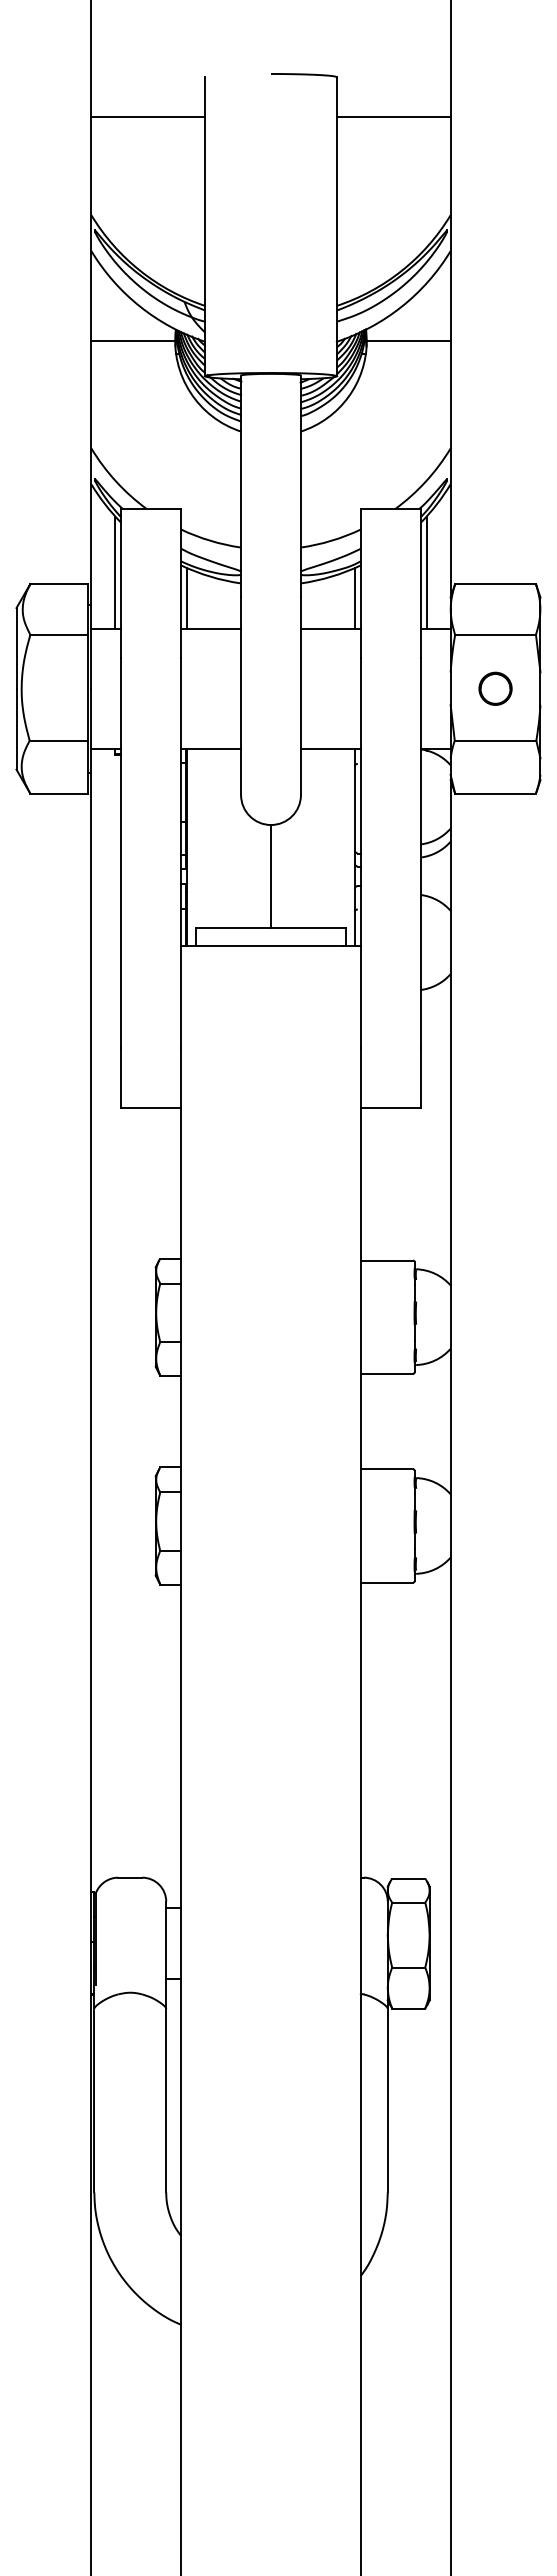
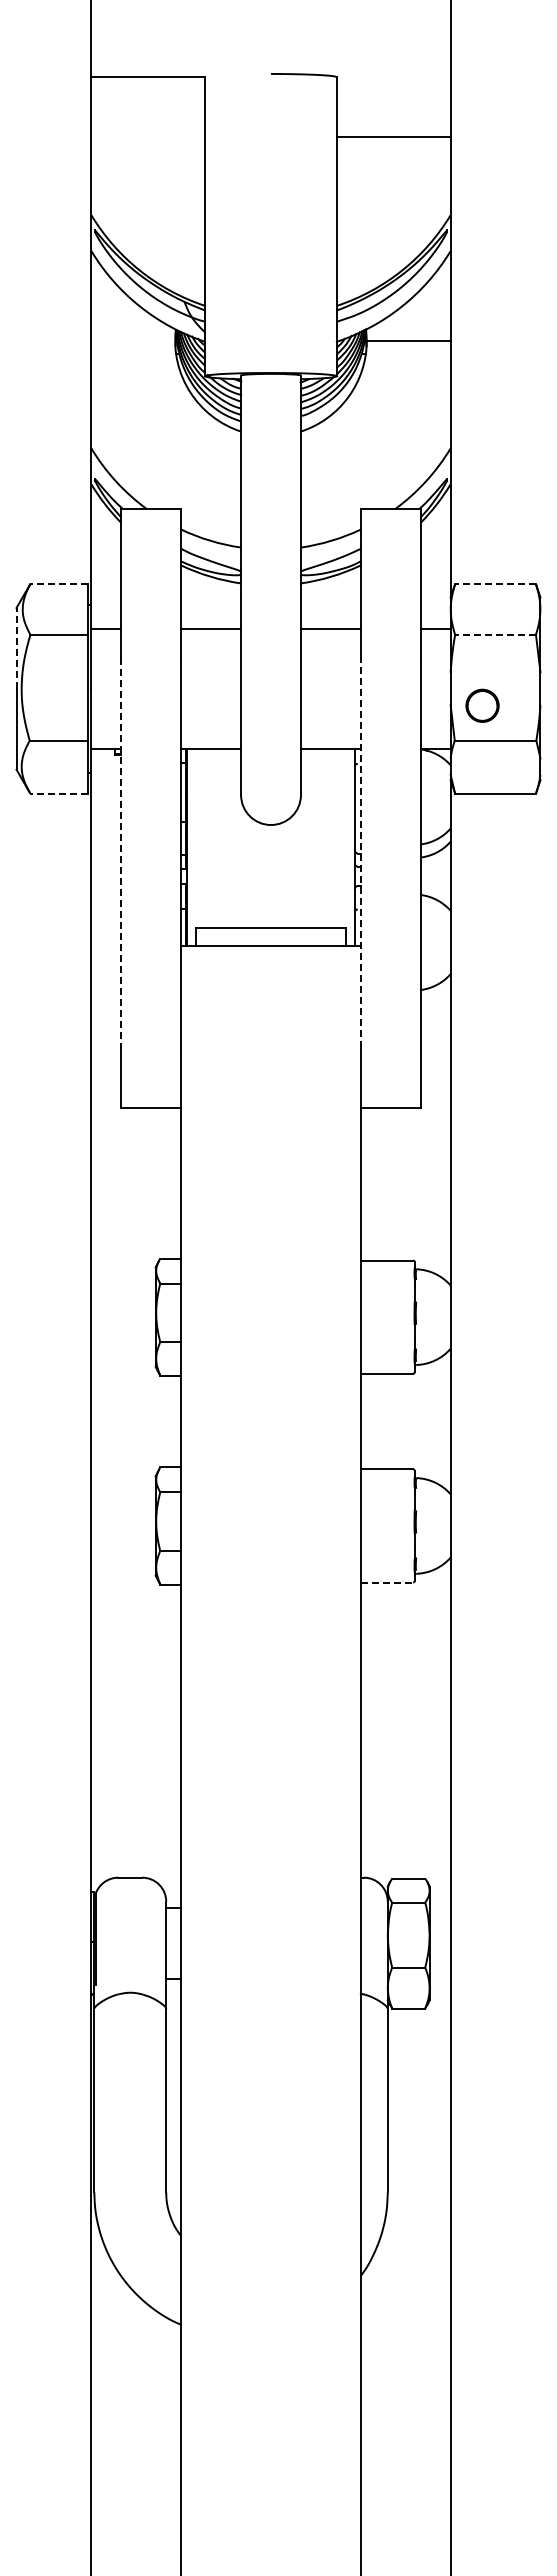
line position: (148, 116) -> (148, 76) (148, 76)
line position: (393, 116) -> (393, 136) (393, 136)
line: present -> none (133, 340)
line: present -> none (115, 572)
line: present -> none (426, 572)
line: solid -> dashed (58, 584)
line: solid -> dashed (495, 584)
line: present -> none (187, 598)
line: present -> none (354, 598)
line: solid -> dashed (495, 634)
line: solid -> dashed (16, 647)
part position: (495, 688) -> (482, 705) (482, 705)
line: solid -> dashed (58, 793)
line: solid -> dashed (121, 853)
line: solid -> dashed (360, 853)
line: present -> none (271, 876)
line: solid -> dashed (387, 1582)
